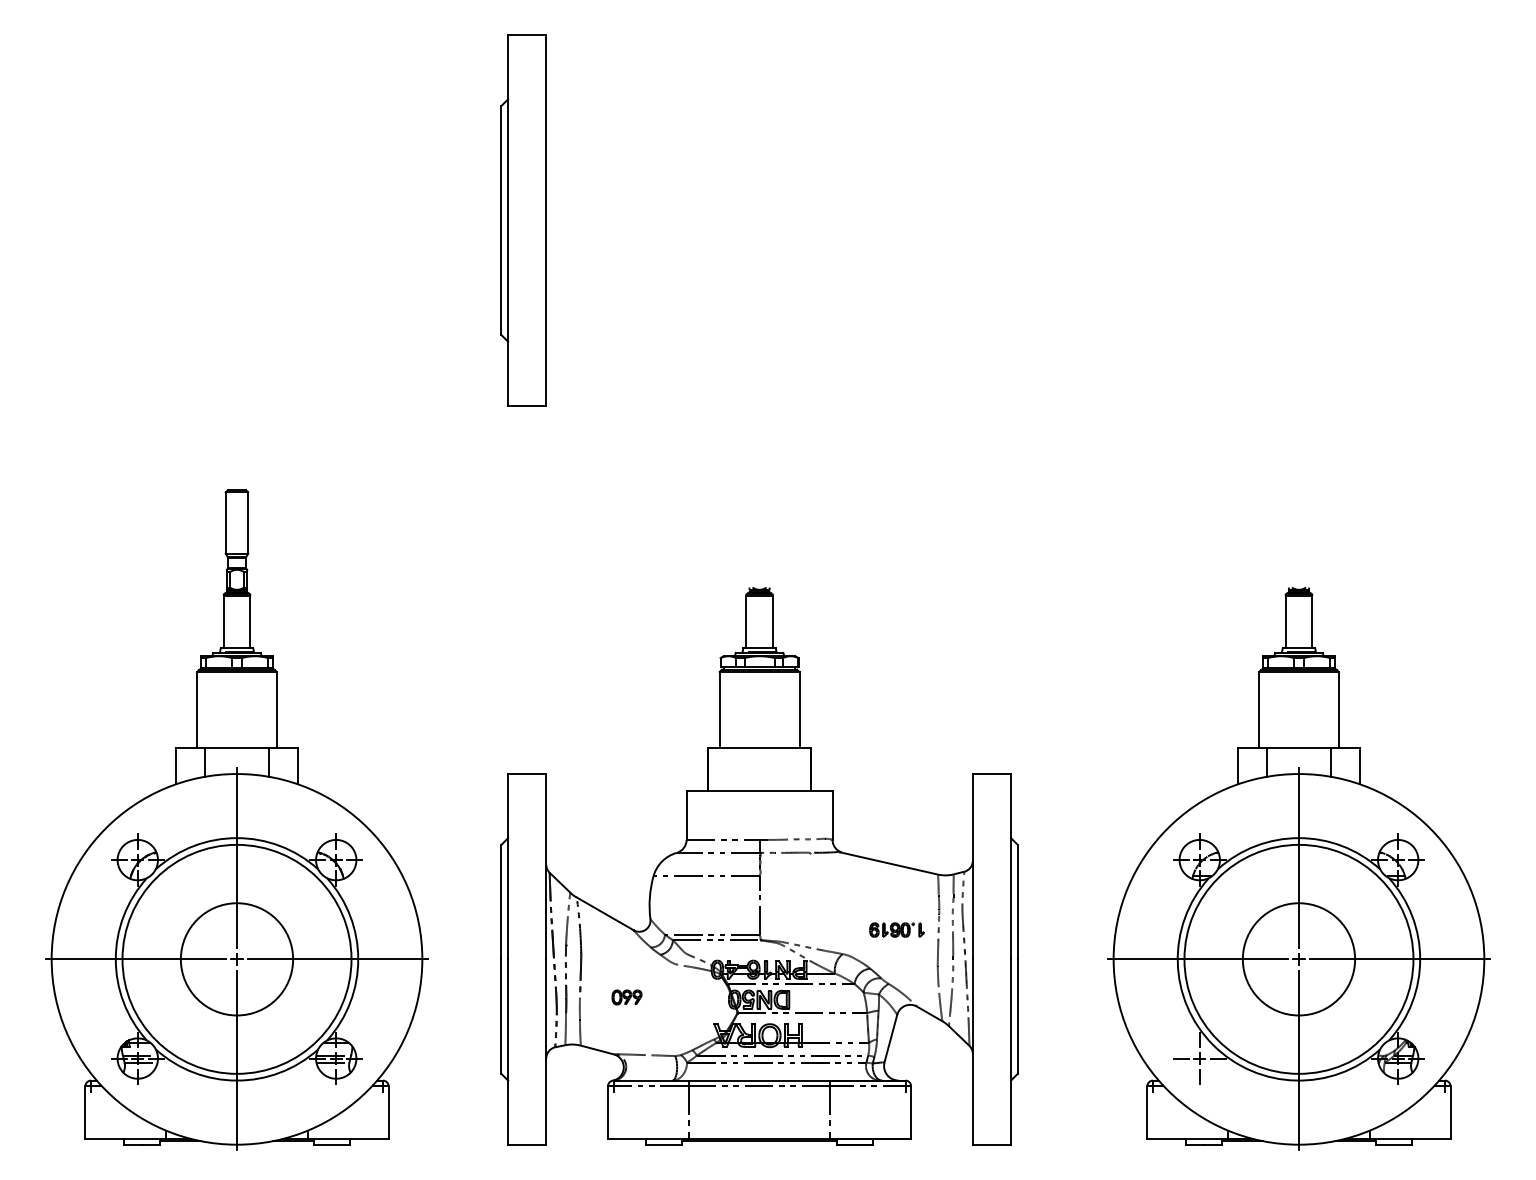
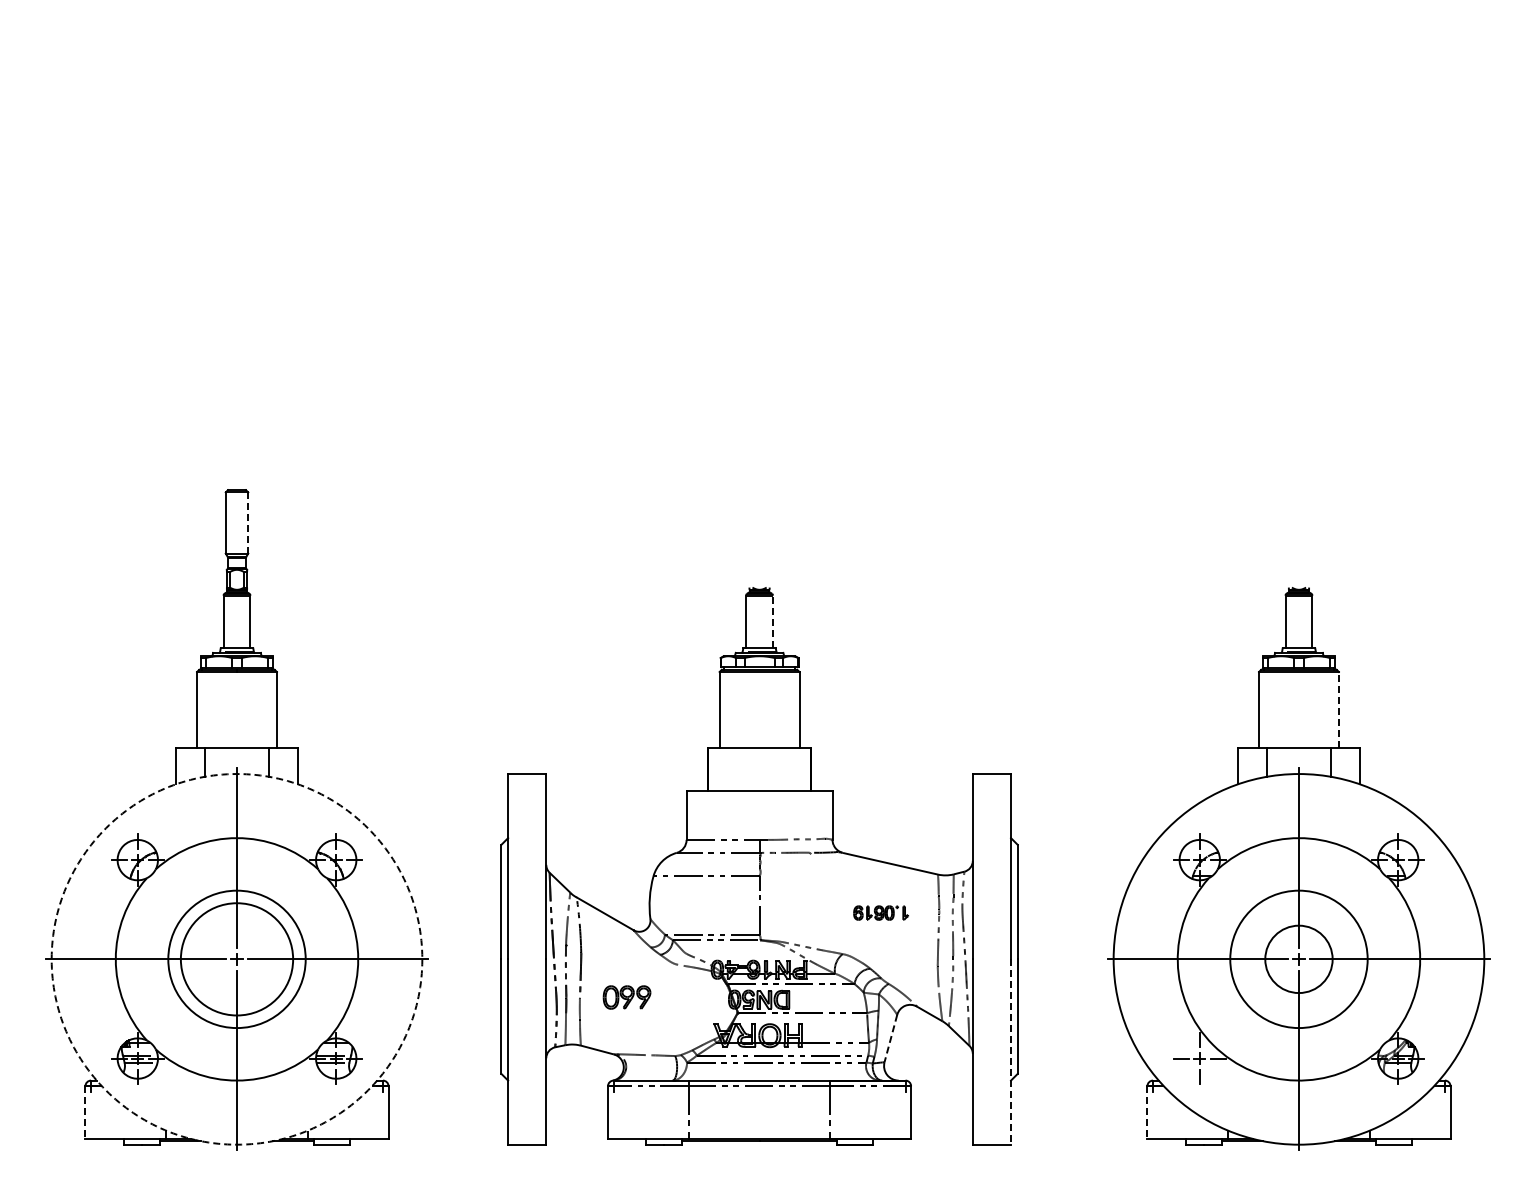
part: present -> none (523, 220)
line: solid -> dashed (248, 523)
line: solid -> dashed (773, 621)
line: solid -> dashed (1338, 709)
part position: (896, 929) -> (880, 912) (880, 912)
circle diameter: 229 px -> 137 px (236, 959)
circle diameter: 229 px -> 137 px (1298, 959)
circle: solid -> dashed (236, 959)
circle diameter: 112 px -> 67 px (1298, 959)
part size: 32x17 px -> 50x25 px (626, 997)
line: solid -> dashed (890, 1038)
line: solid -> dashed (1011, 1052)
line: solid -> dashed (85, 1113)
line: solid -> dashed (1147, 1113)
